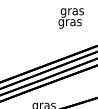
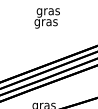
text position: (70, 18) -> (46, 18) (46, 18)
